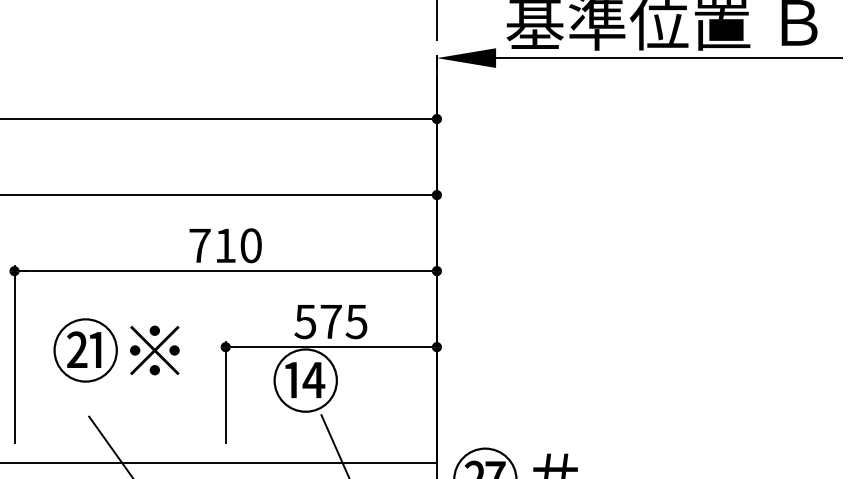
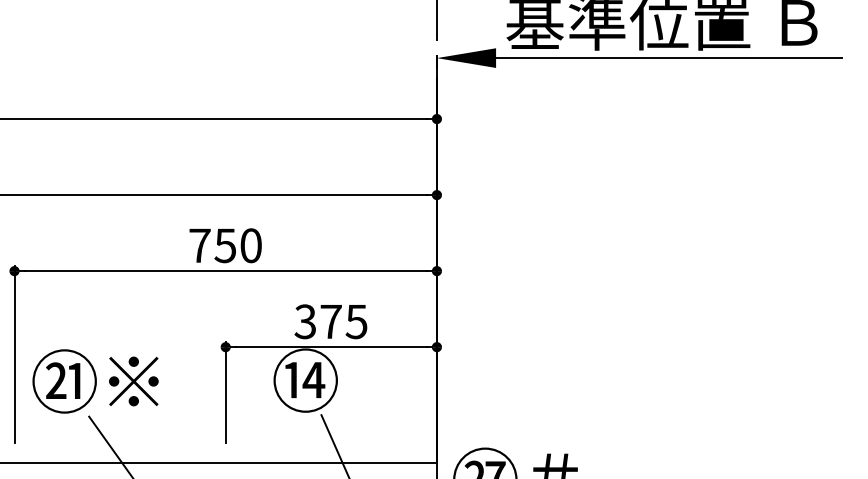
text: 710 -> 750 (224, 245)
text: 575 -> 375 (304, 321)
text position: (116, 350) -> (95, 381) (95, 381)
